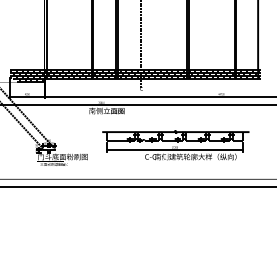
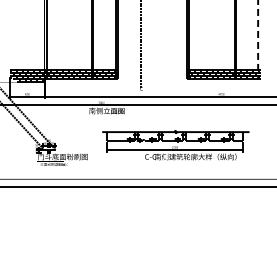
line: solid -> dashed (258, 40)
hatch: present -> none (152, 74)
